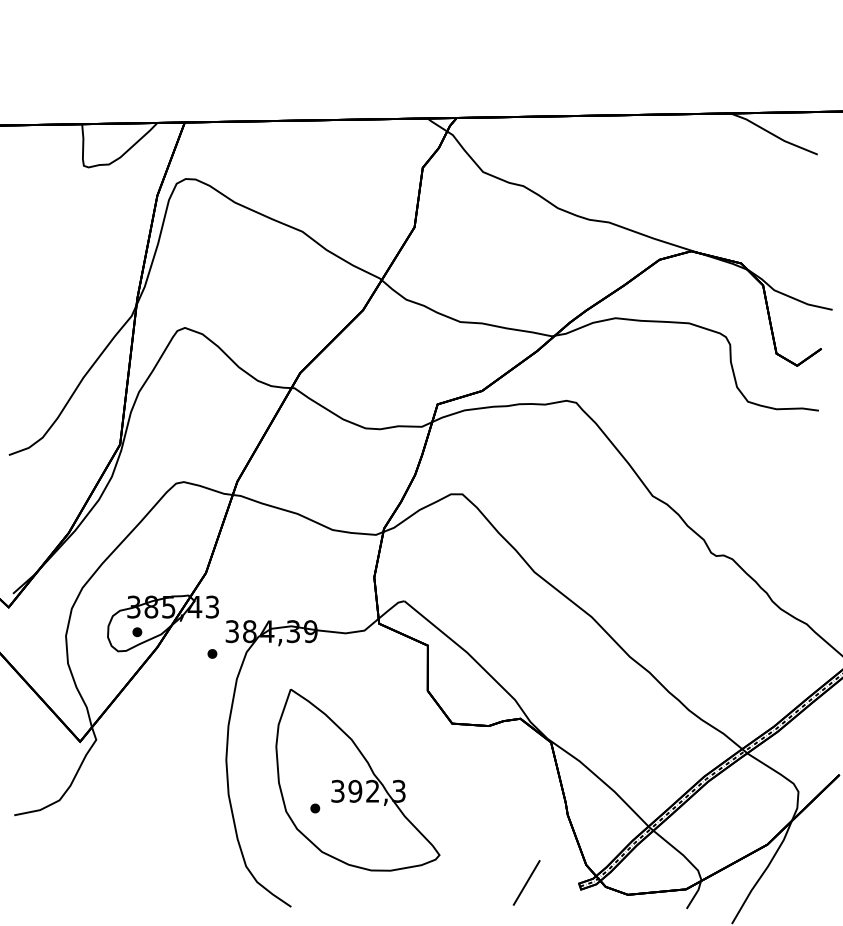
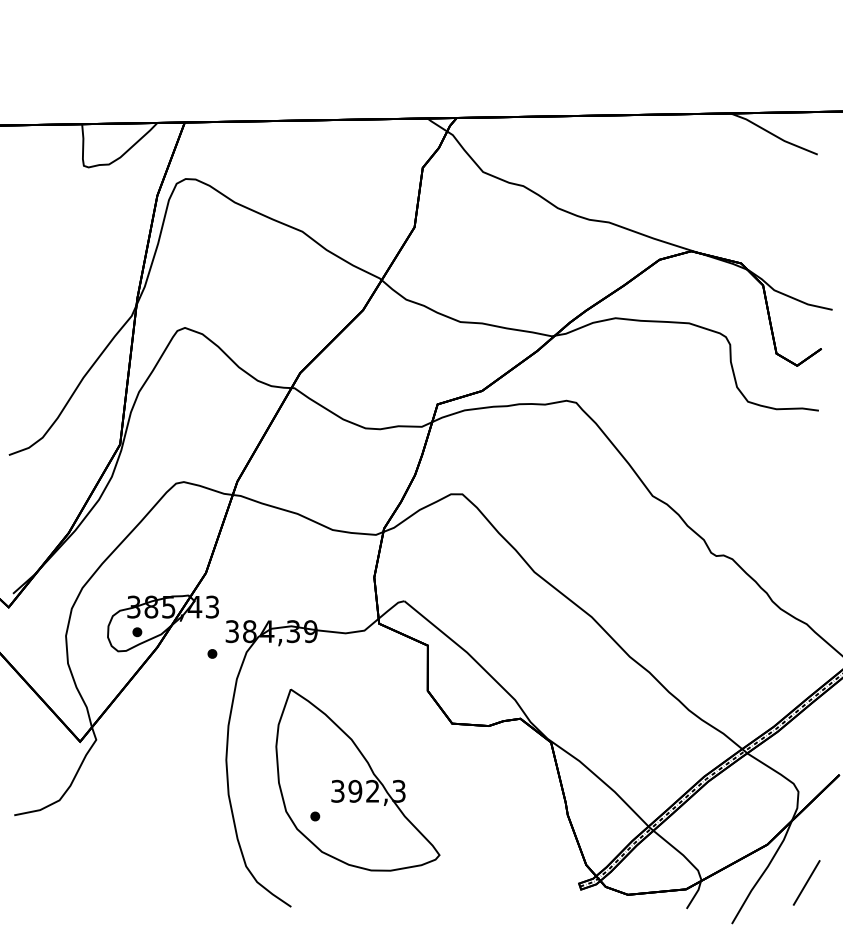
part position: (315, 808) -> (315, 816) (315, 816)
line position: (526, 882) -> (806, 882) (806, 882)
